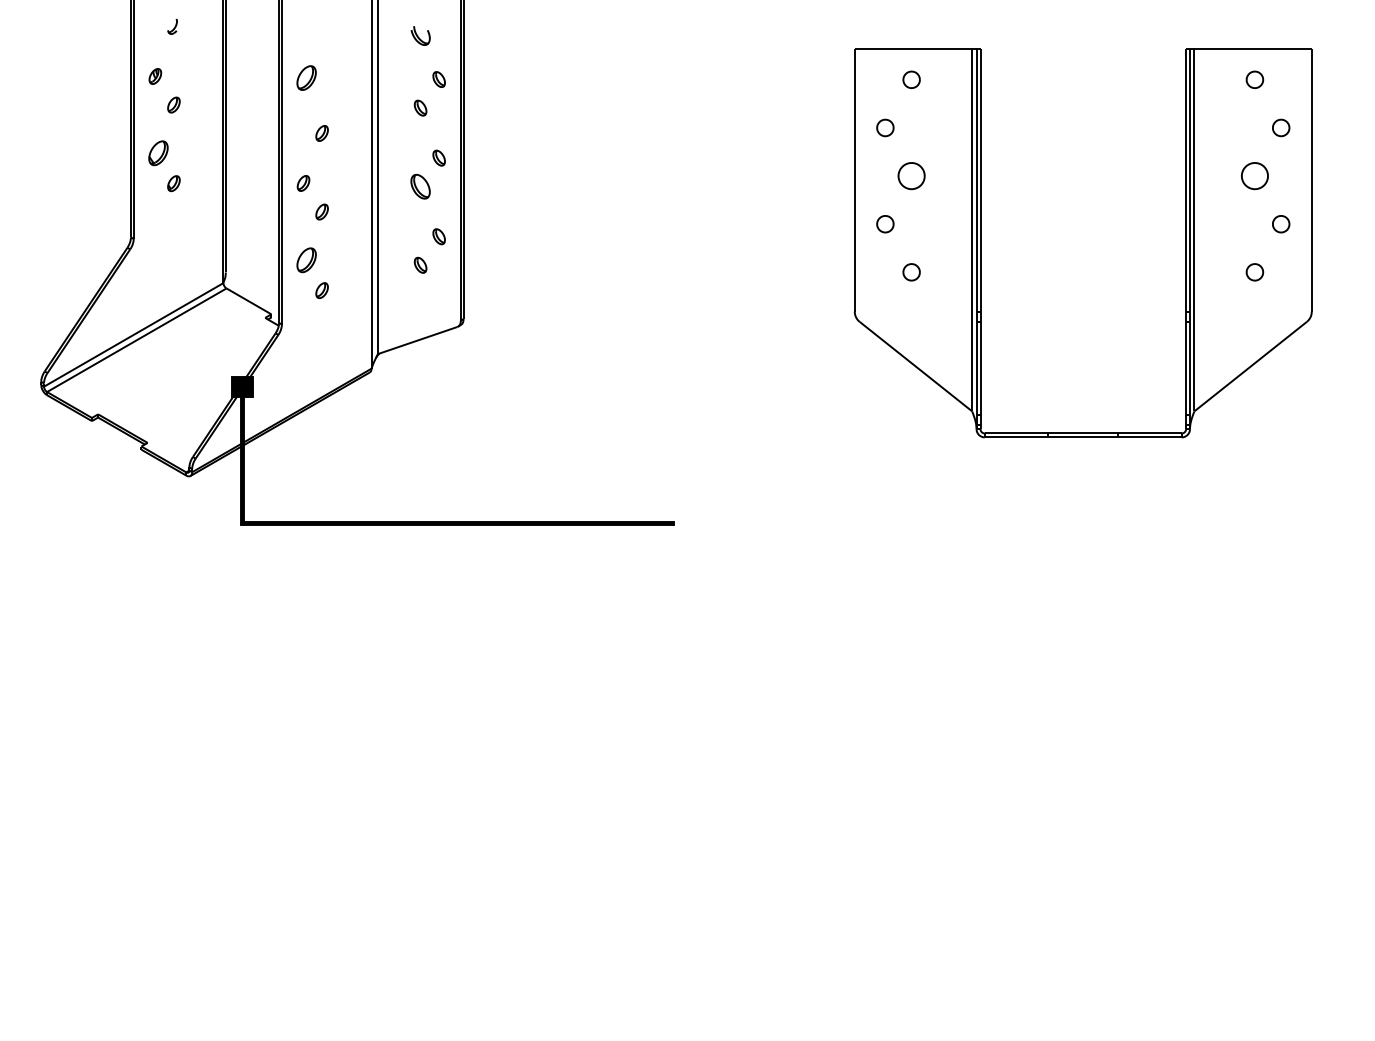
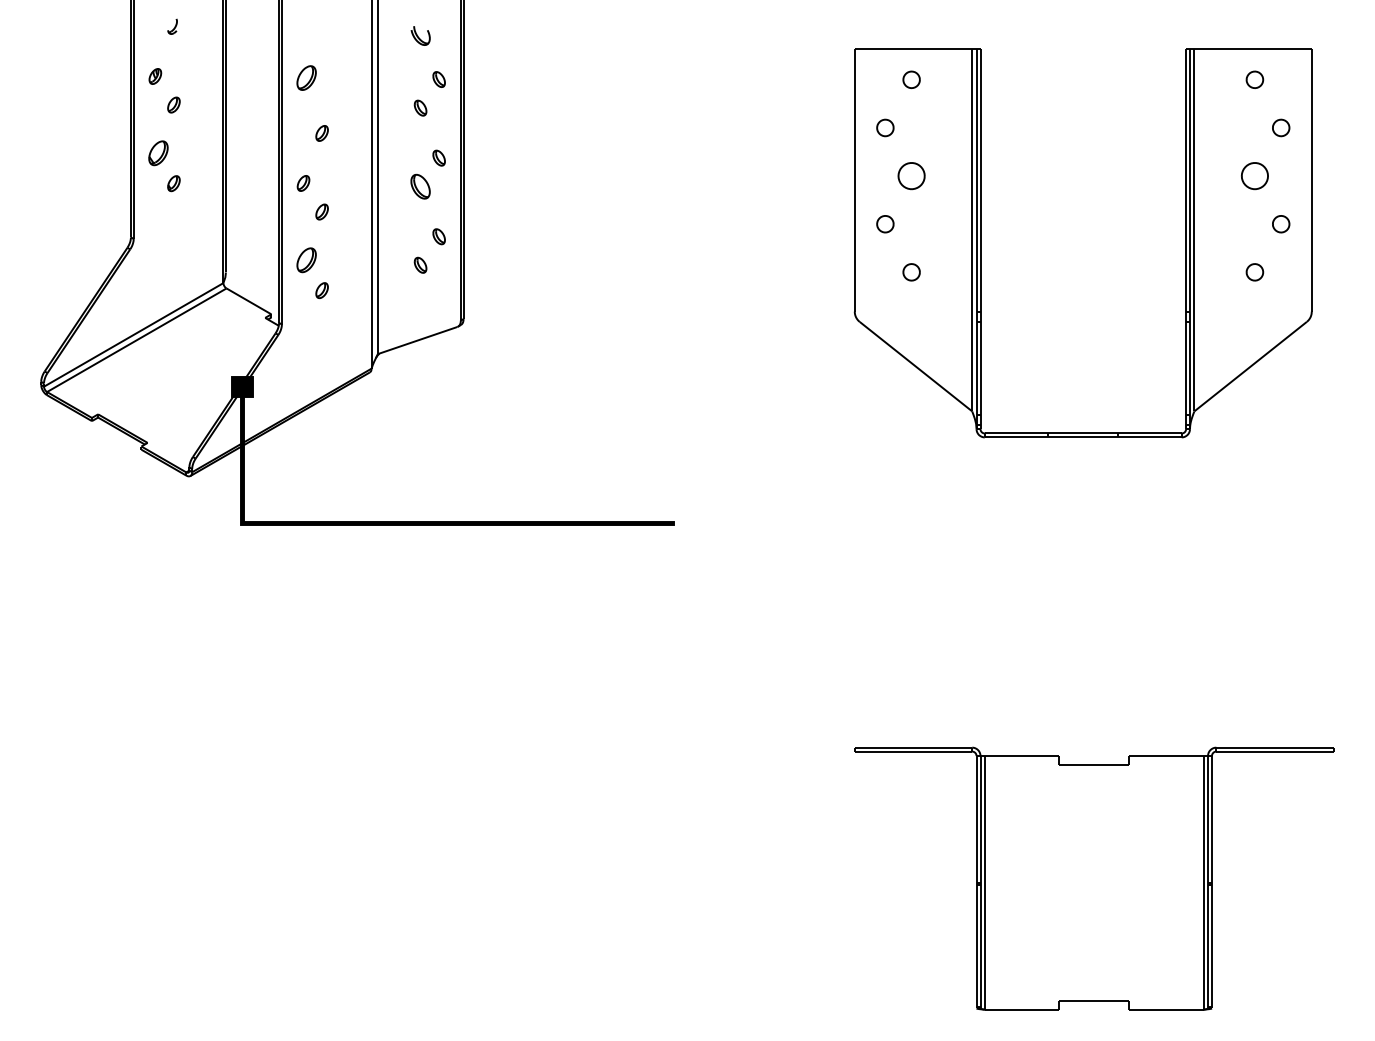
part: none -> present (1094, 878)
